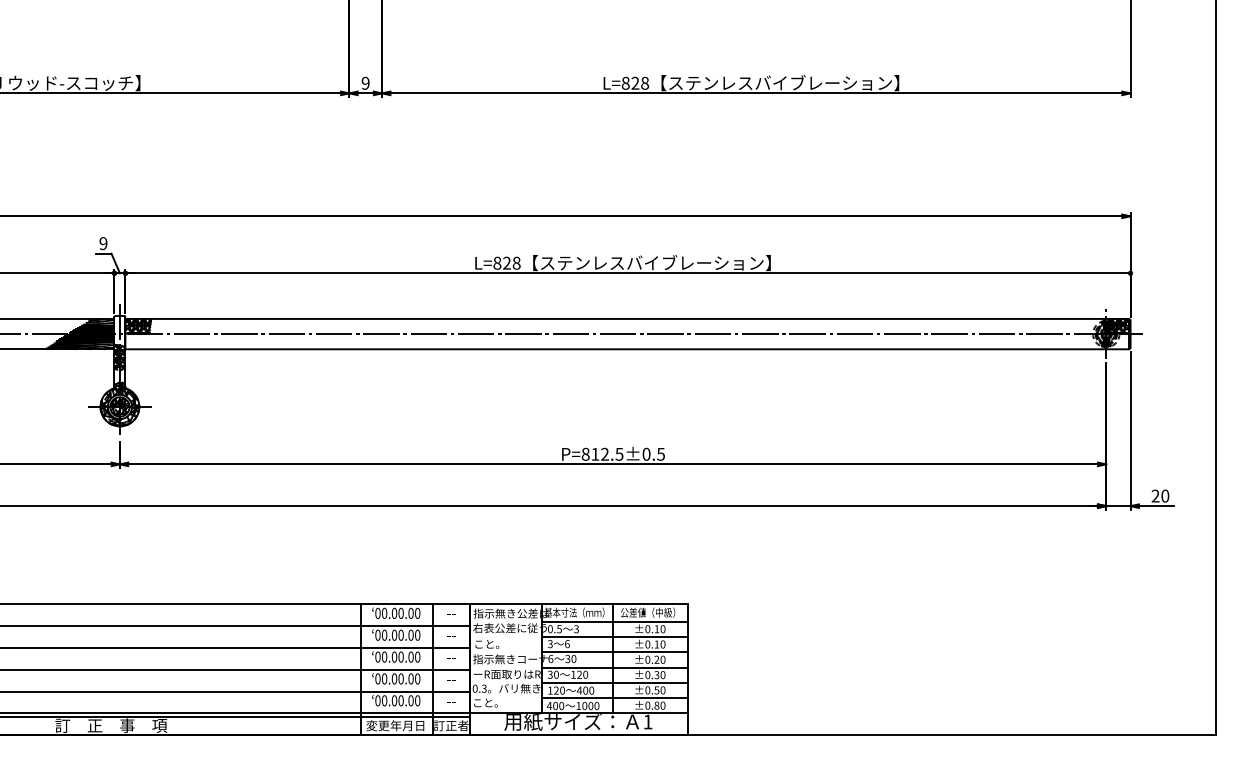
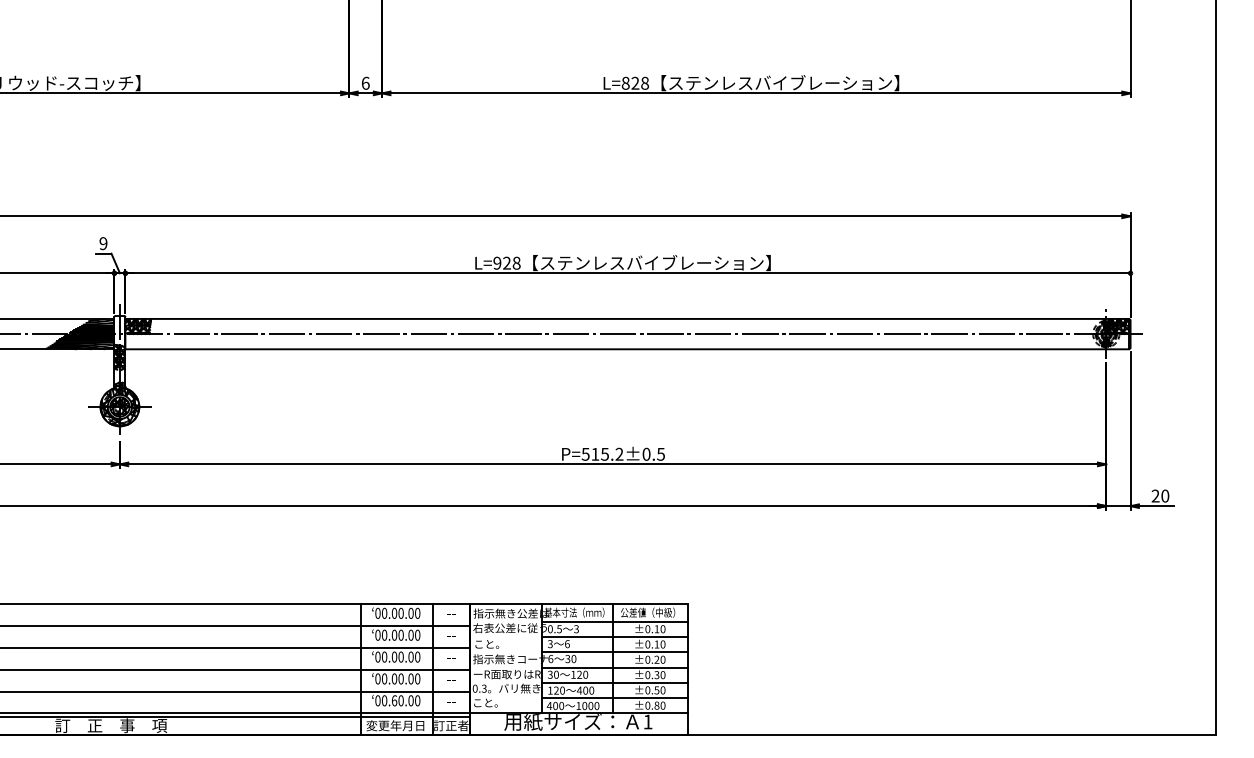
text: 9 -> 6 (365, 82)
text: L=828 -> L=928 (497, 262)
text: P=812.5±0.5 -> P=515.2±0.5 (602, 453)
text: 00.00.00 -> 00.60.00 (394, 700)
